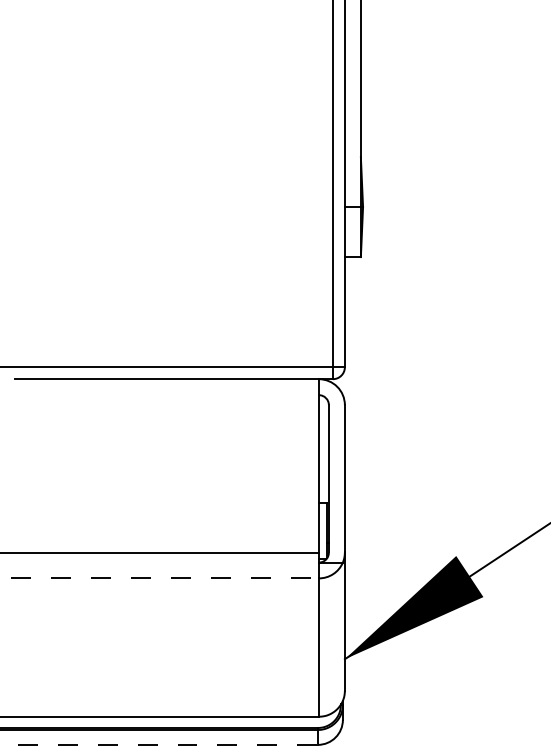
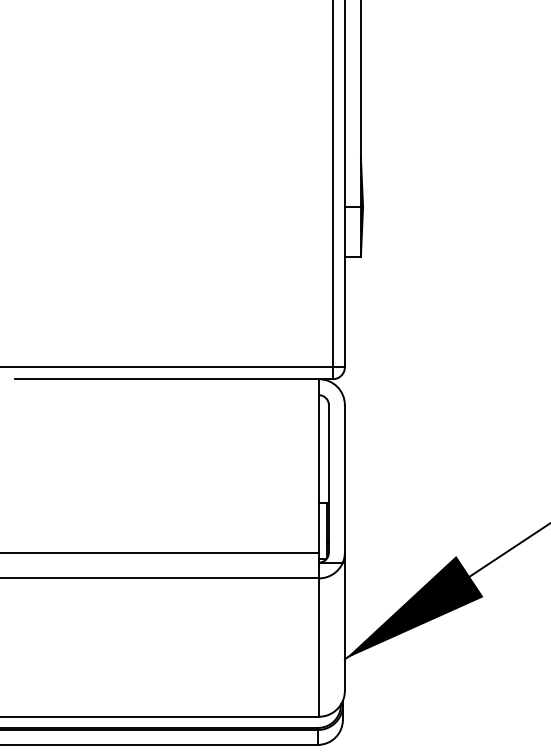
line: dashed -> solid (159, 578)
line: dashed -> solid (159, 744)
